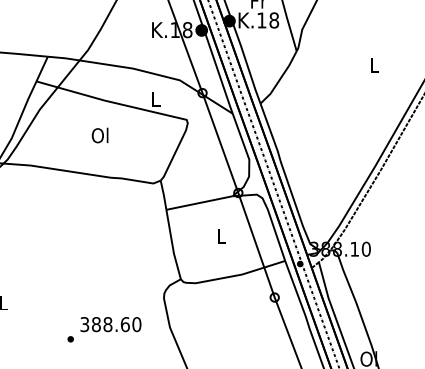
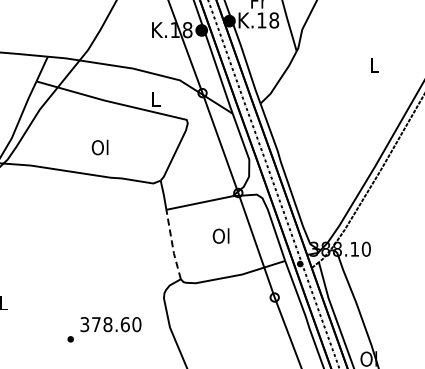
text position: (99, 135) -> (99, 147) (99, 147)
text: L -> Ol (220, 235)
line: solid -> dashed (172, 244)
text: 388.60 -> 378.60 (96, 324)
